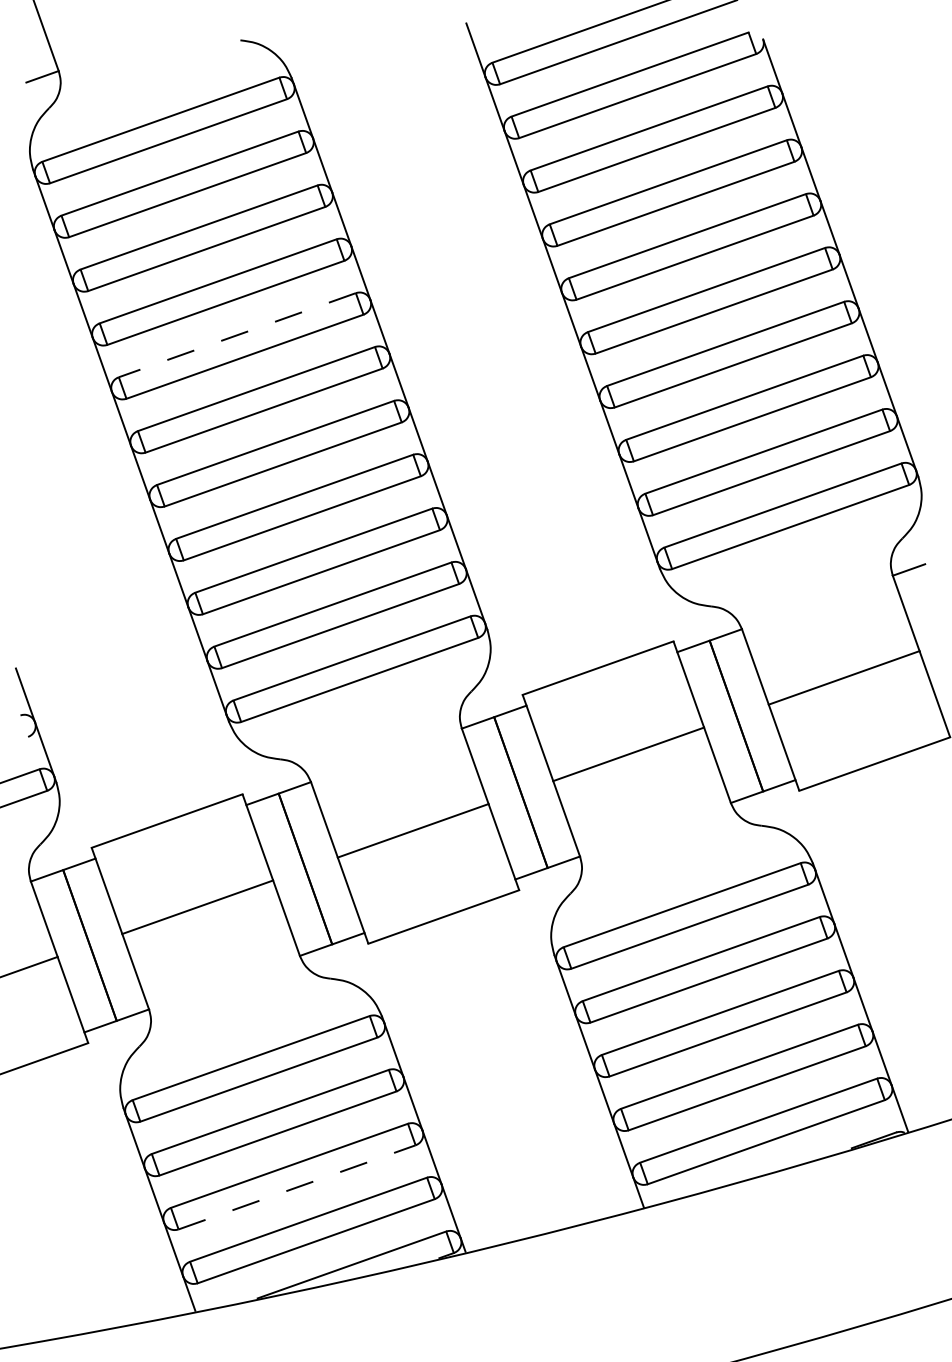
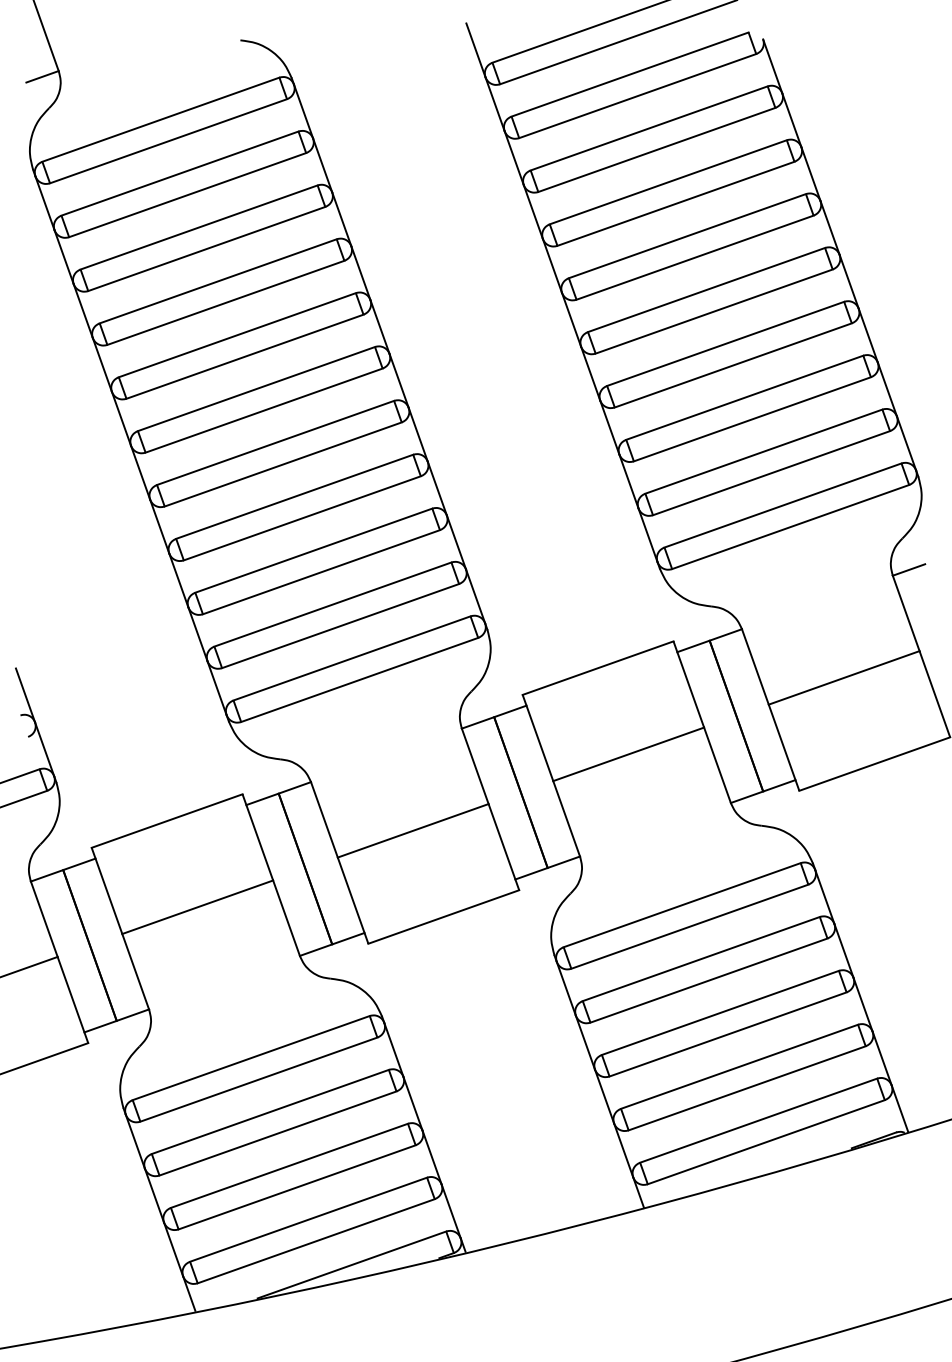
line: dashed -> solid (237, 335)
line: dashed -> solid (297, 1187)
